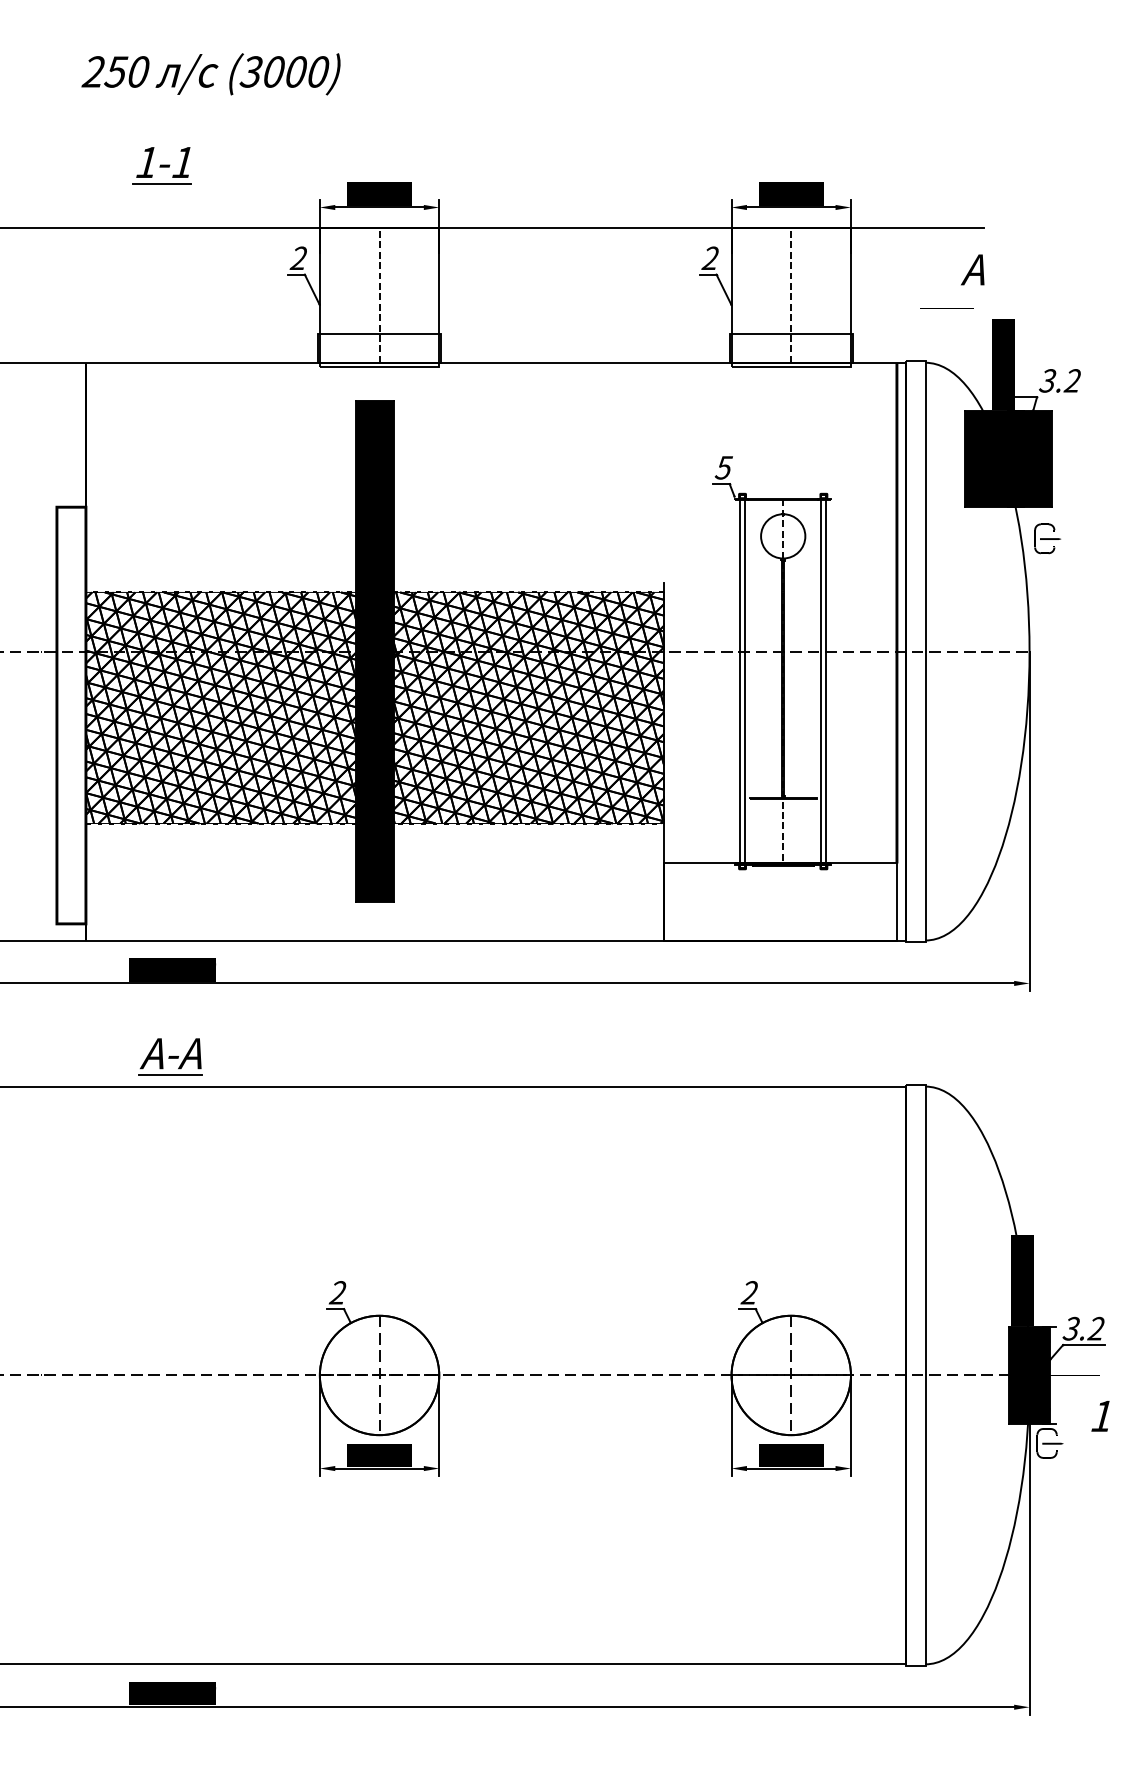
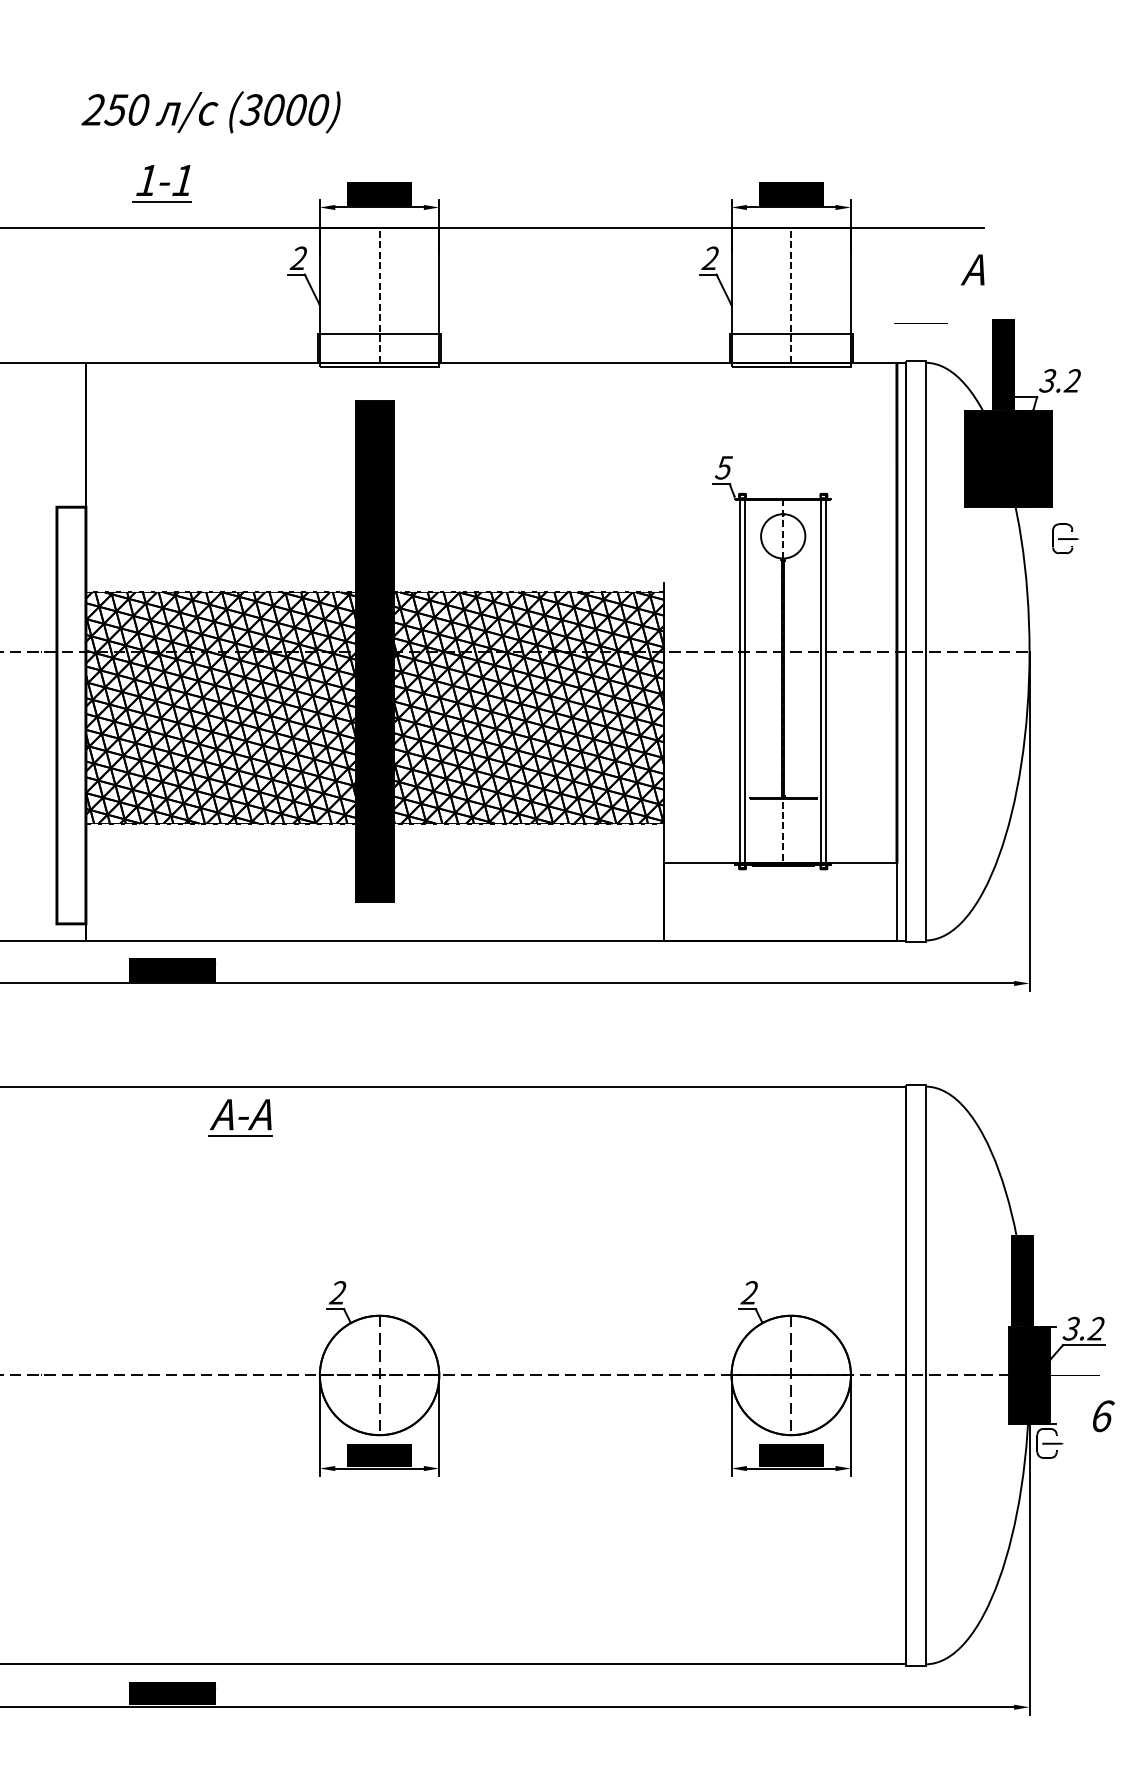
text position: (210, 74) -> (210, 112) (210, 112)
part position: (161, 165) -> (161, 183) (161, 183)
line position: (946, 308) -> (920, 323) (920, 323)
part position: (1047, 538) -> (1065, 538) (1065, 538)
part position: (170, 1056) -> (240, 1117) (240, 1117)
text: 1 -> 6 (1102, 1416)
